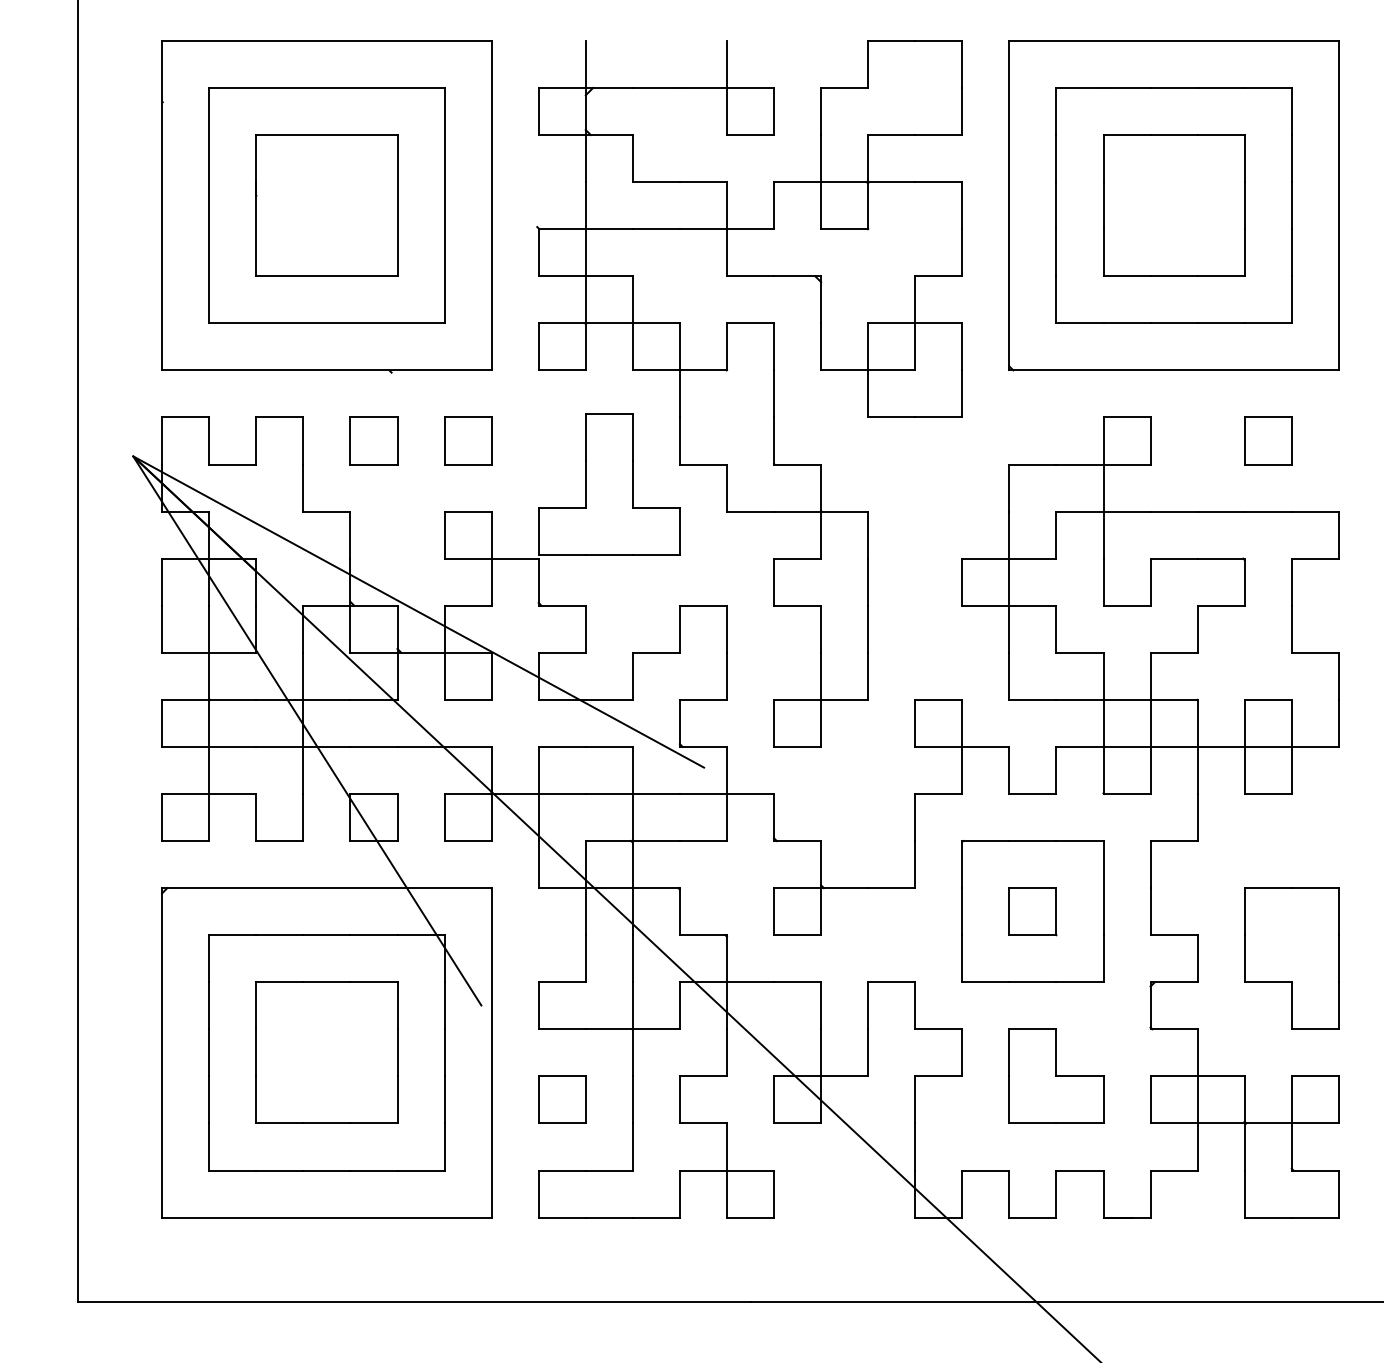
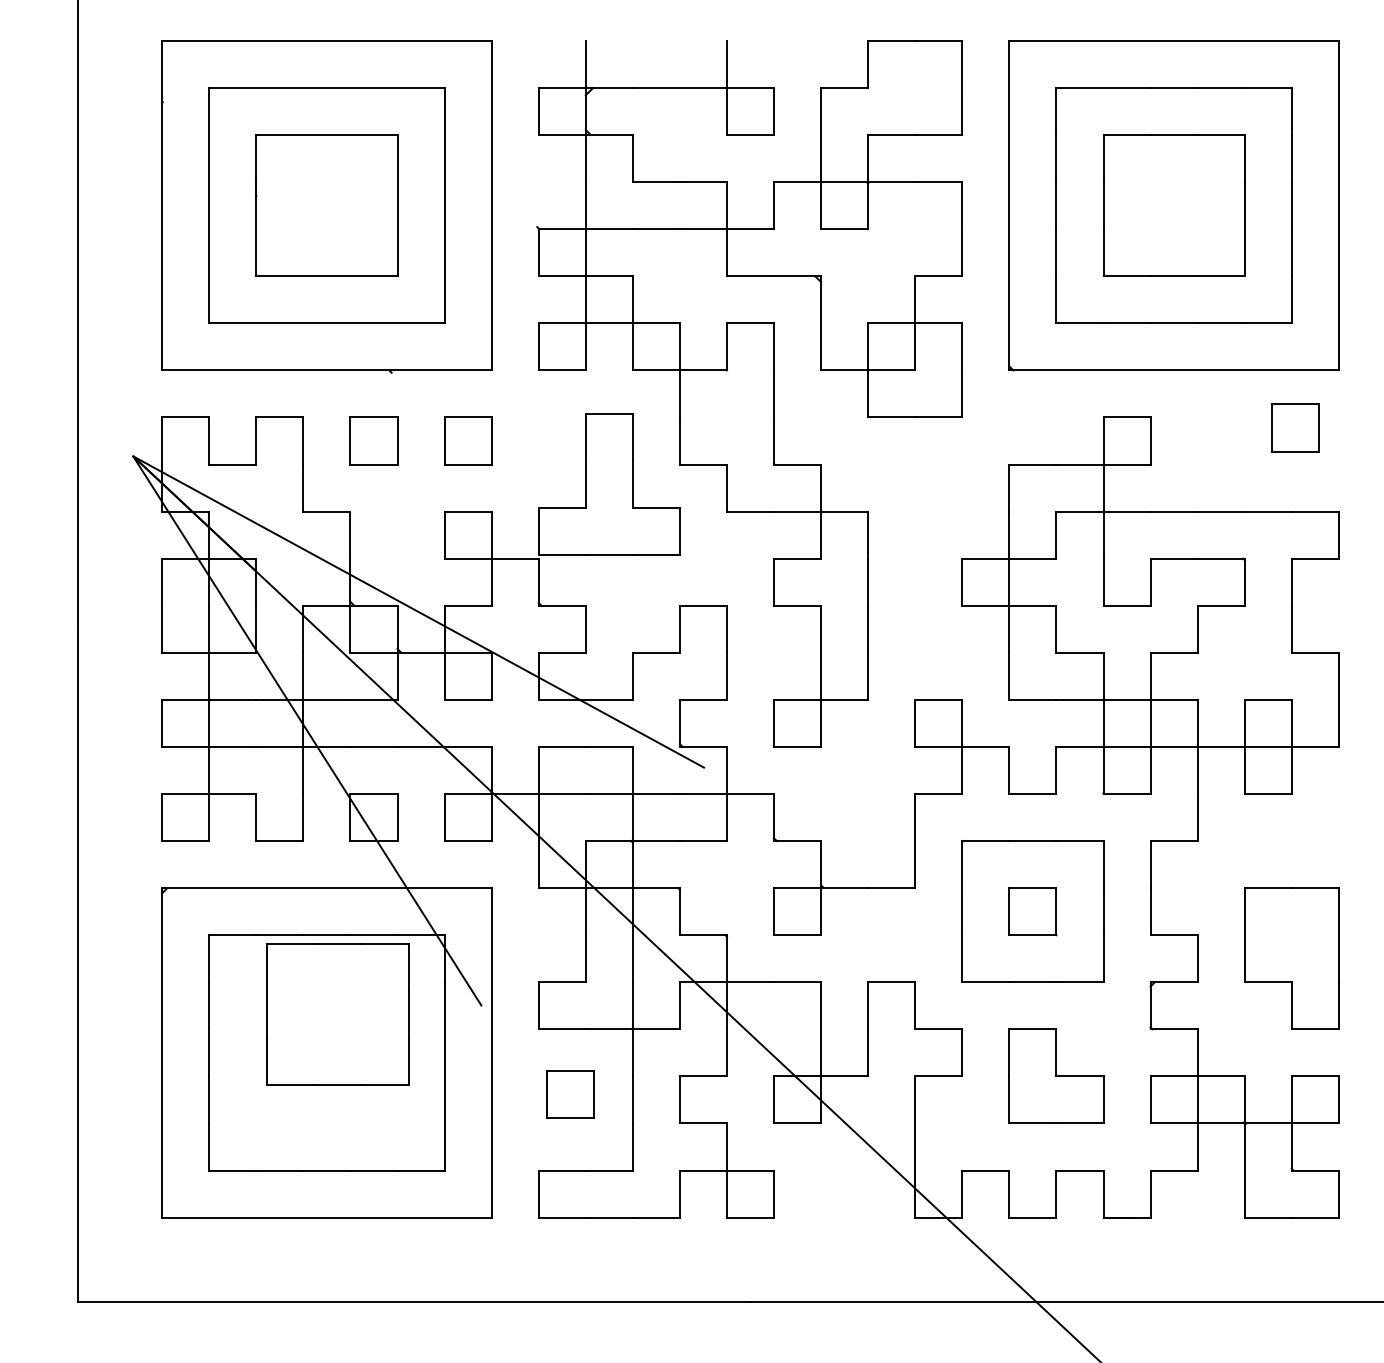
part position: (1268, 440) -> (1295, 427) (1295, 427)
part position: (326, 1052) -> (337, 1014) (337, 1014)
part position: (562, 1099) -> (570, 1094) (570, 1094)
